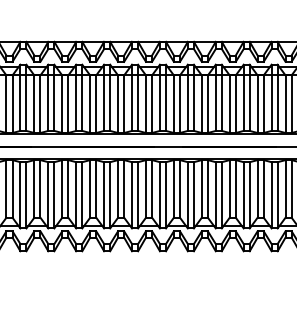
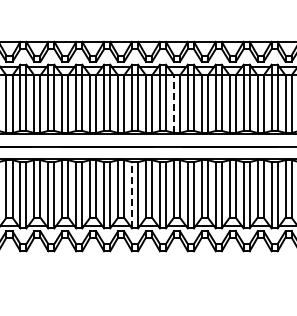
line: solid -> dashed (173, 104)
line: solid -> dashed (132, 194)
